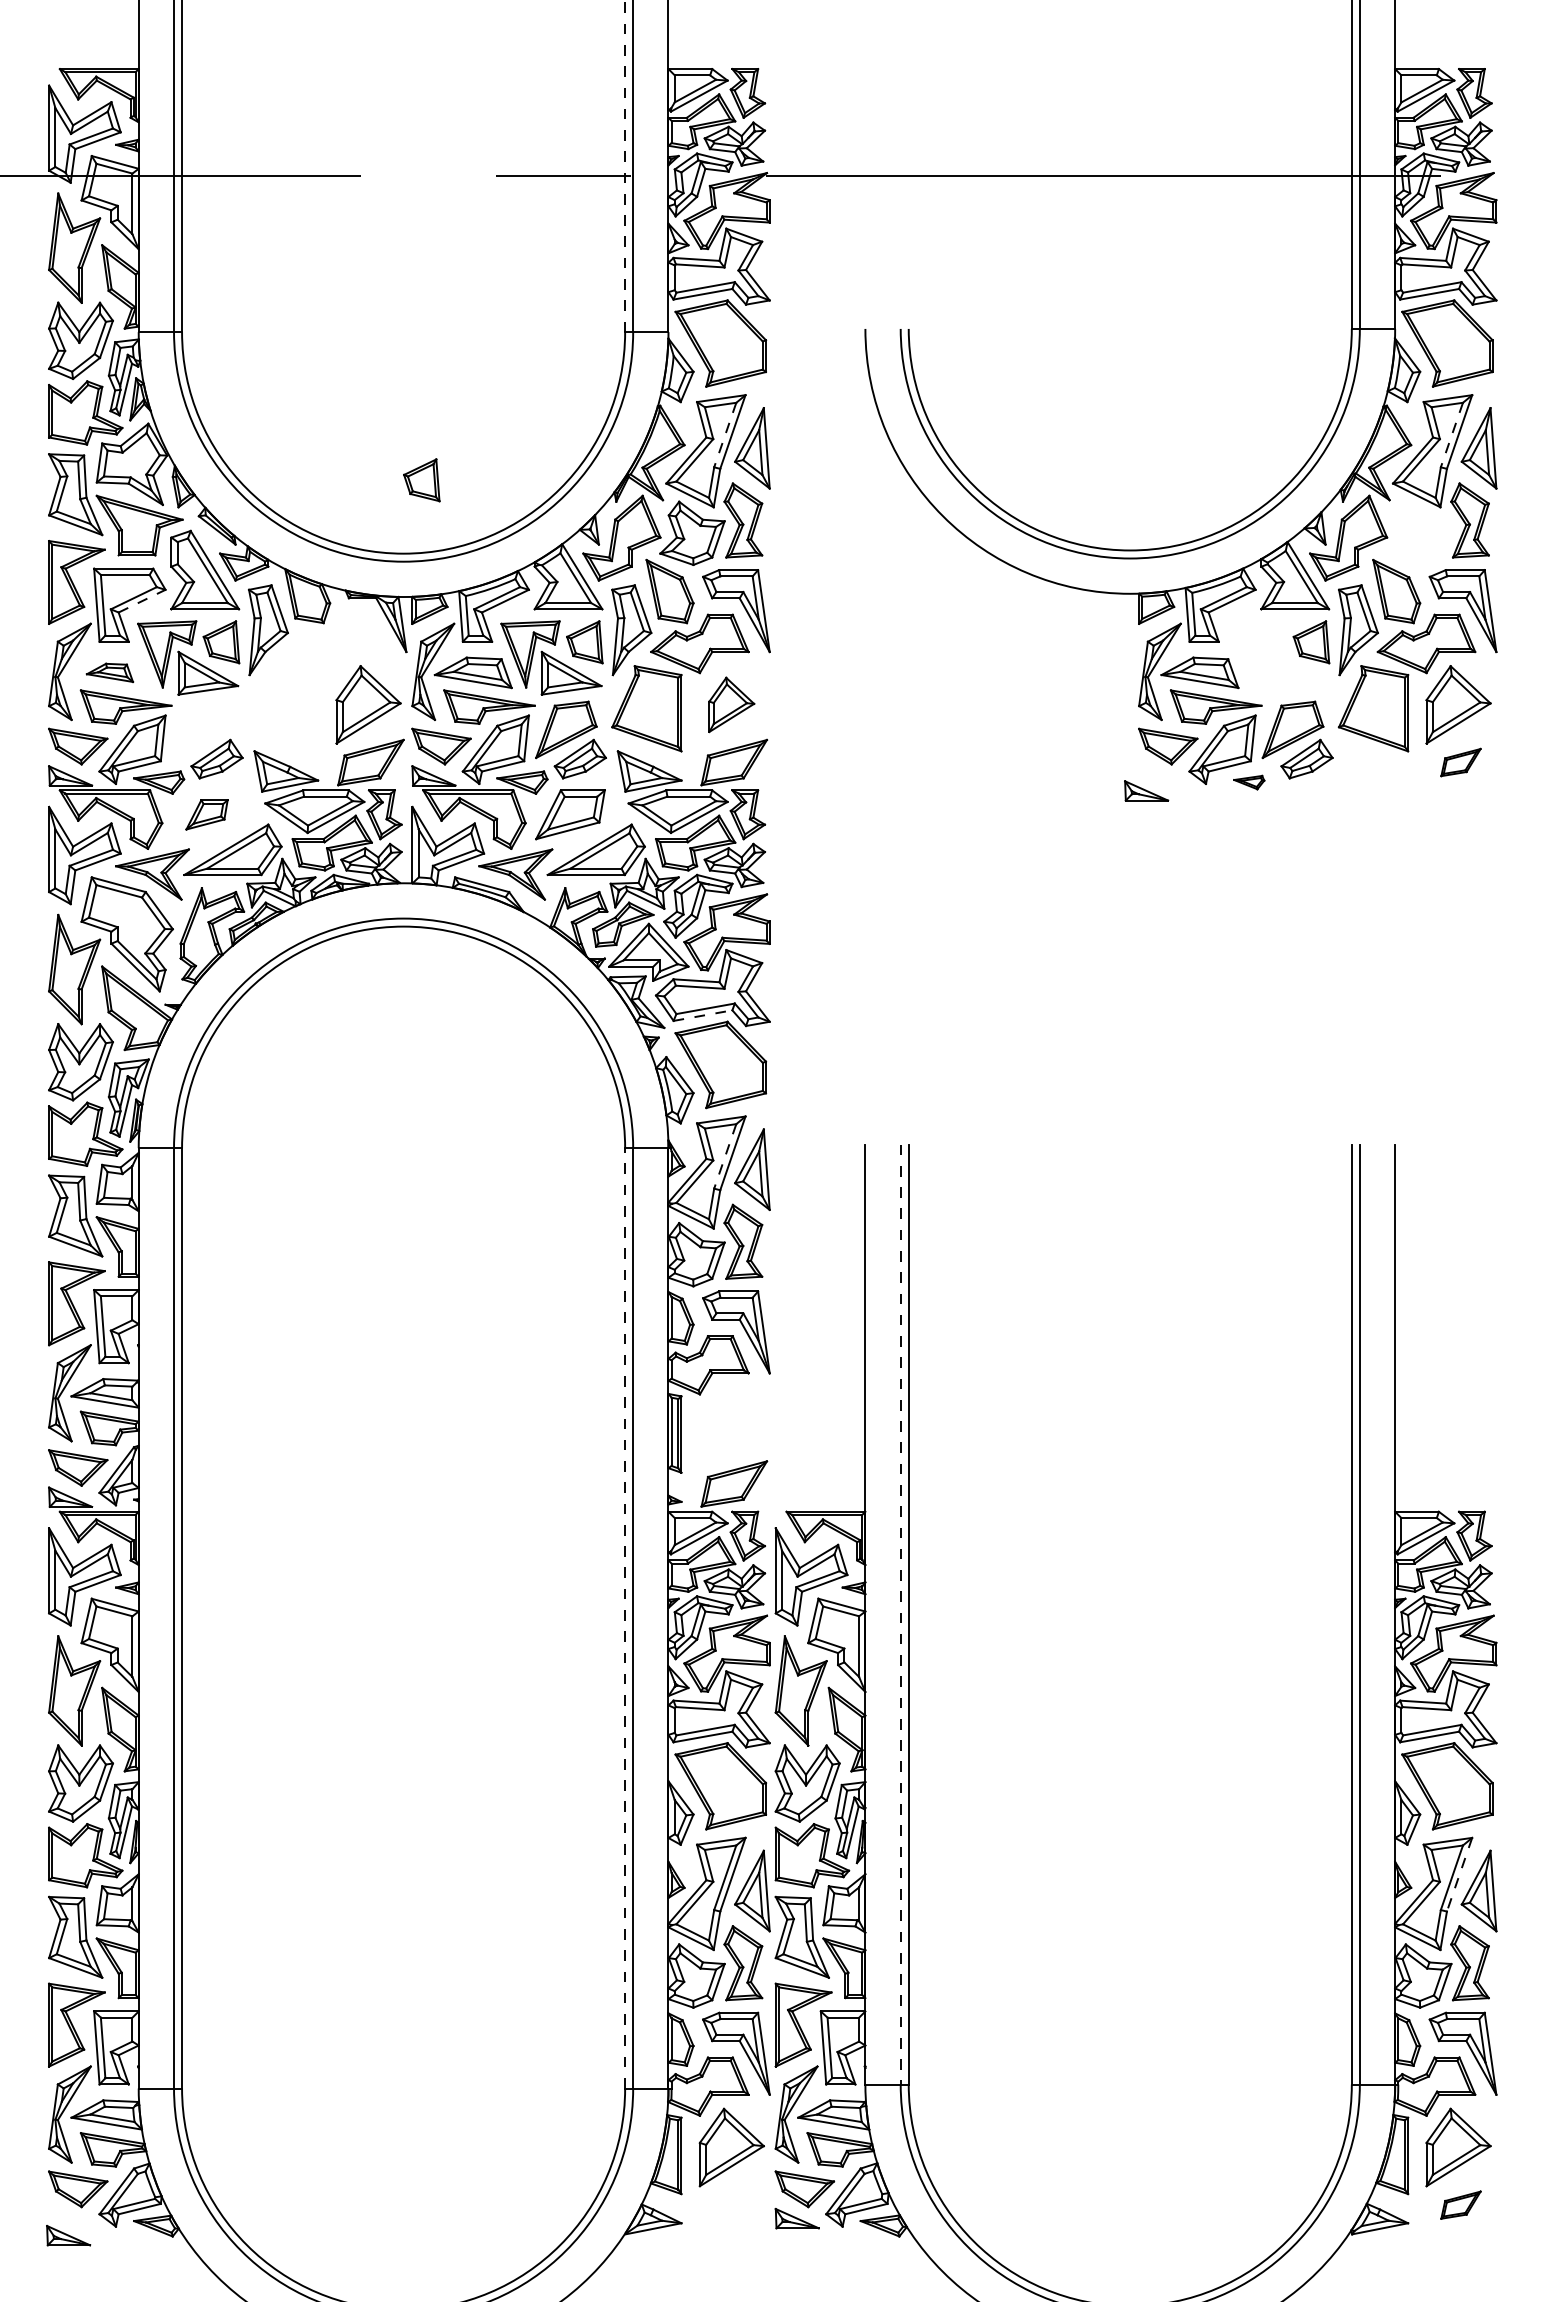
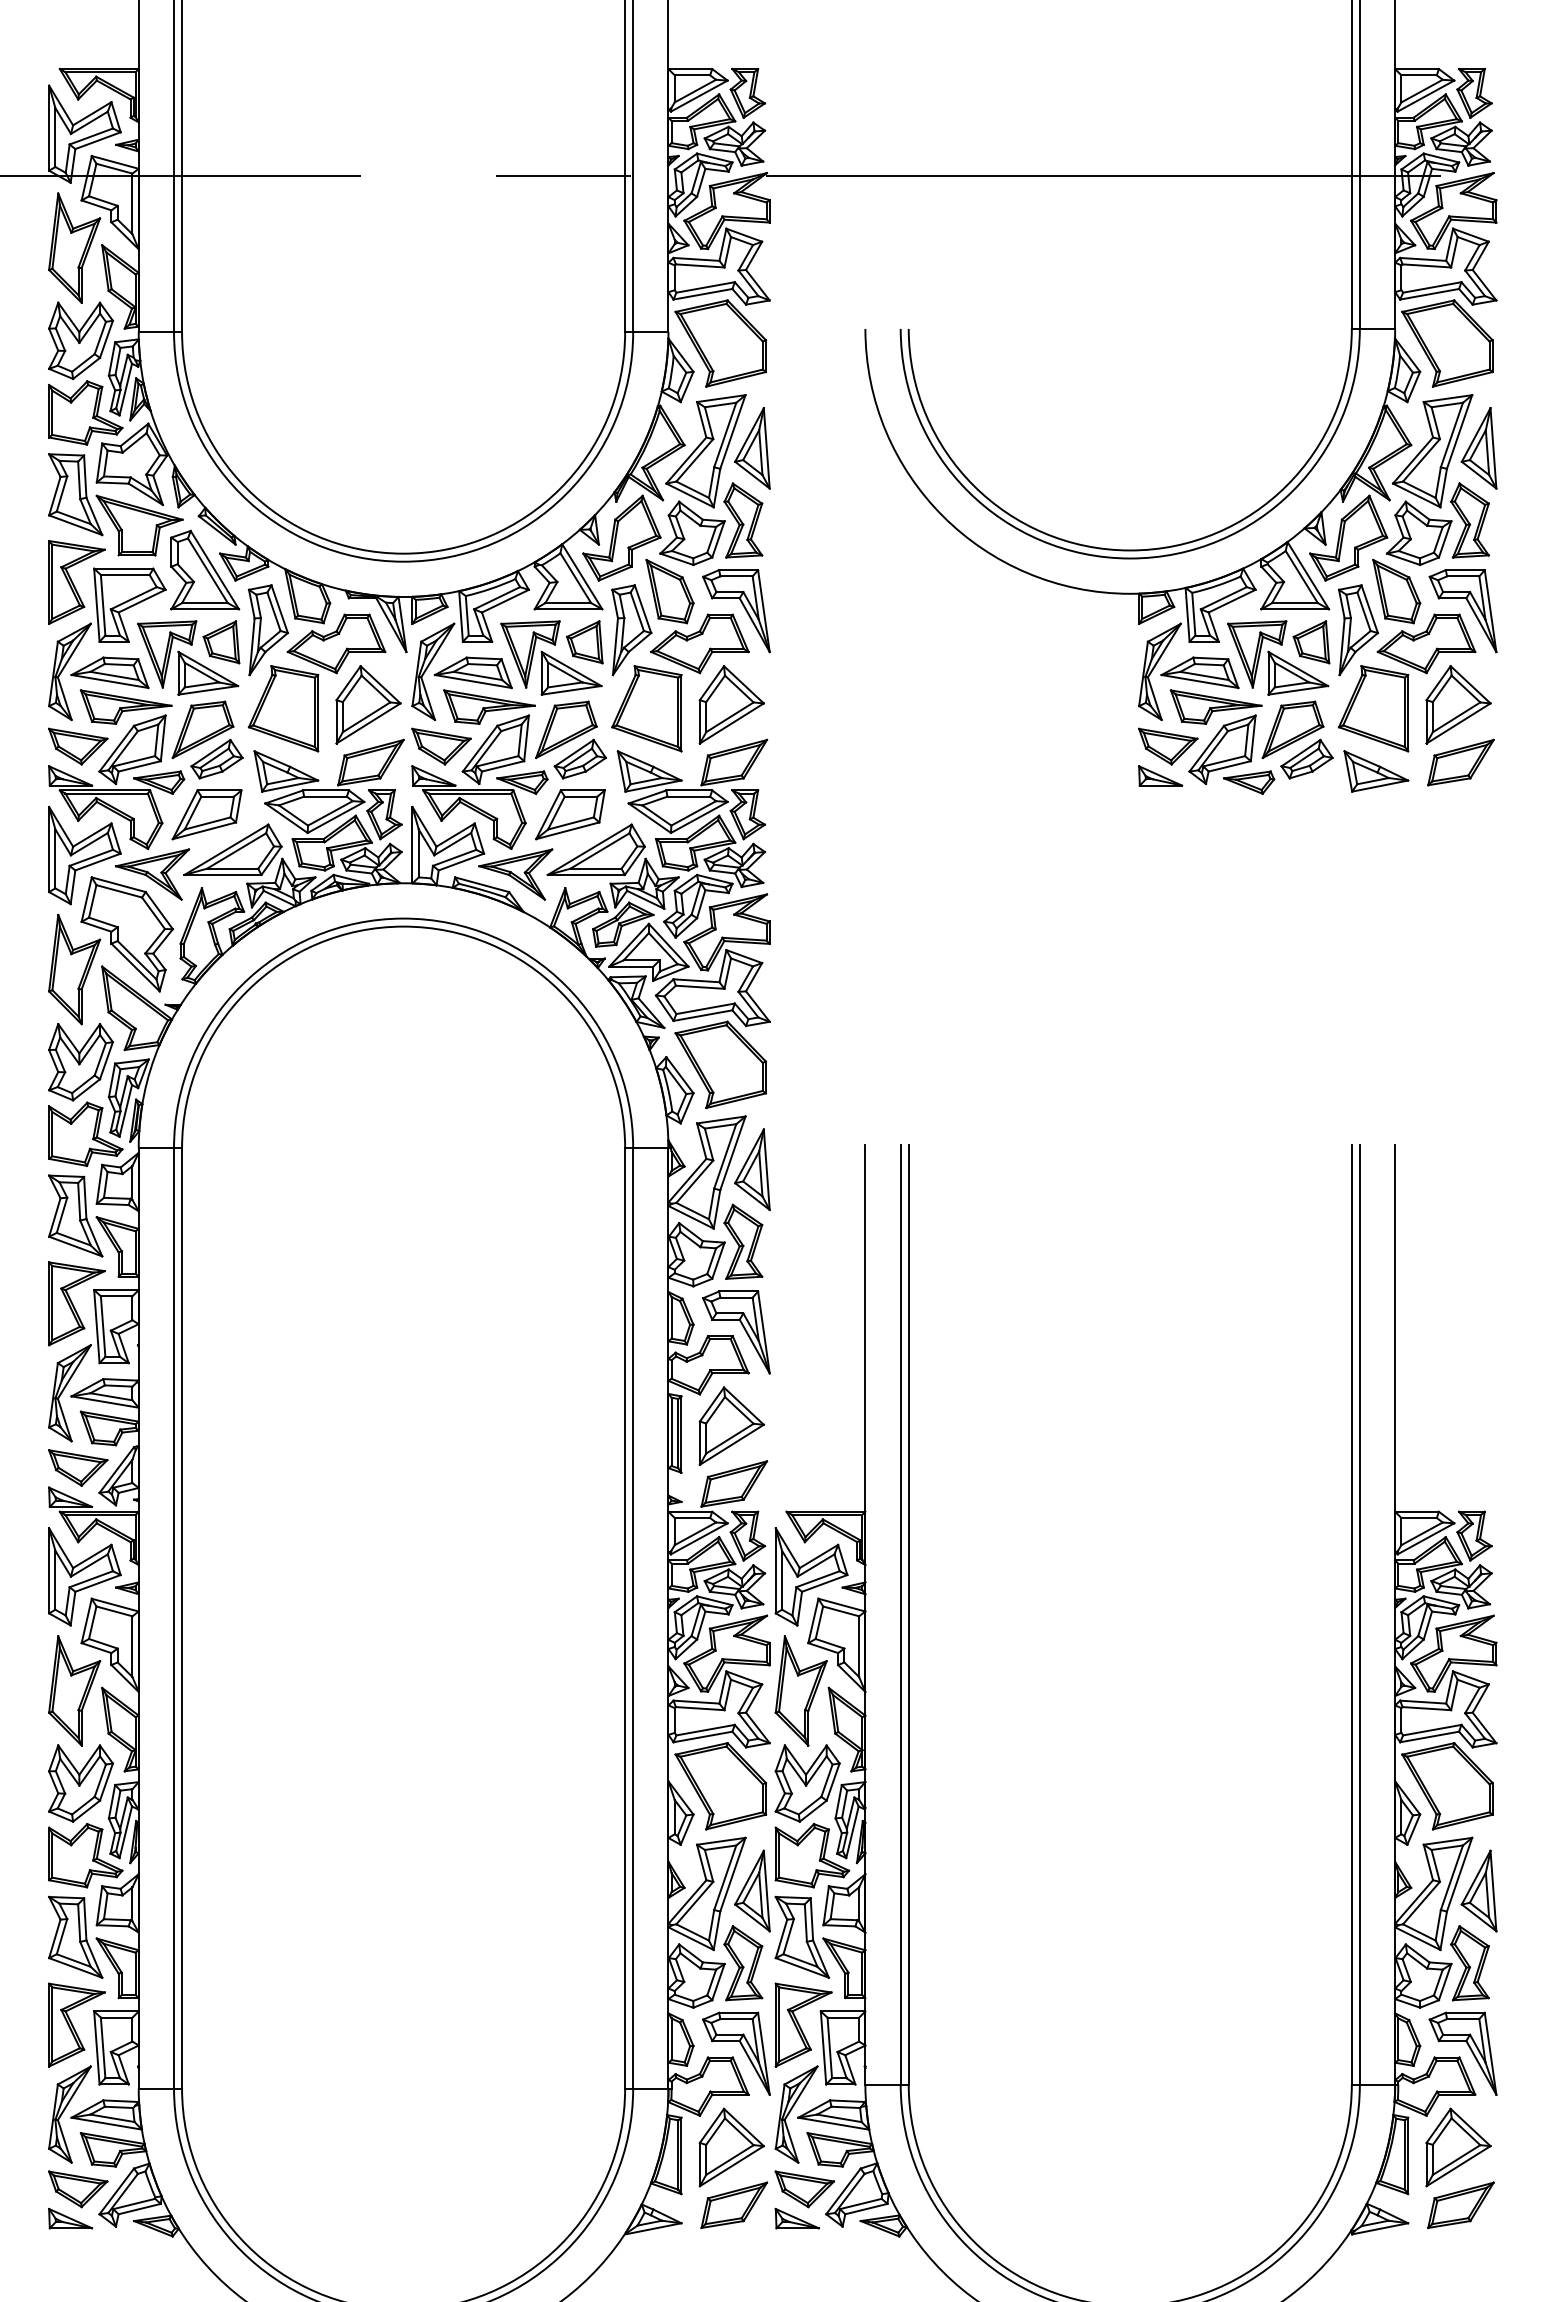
line: dashed -> solid (625, 166)
line: dashed -> solid (725, 435)
line: dashed -> solid (1451, 435)
part: present -> none (421, 480)
part: none -> present (1419, 532)
line: dashed -> solid (142, 600)
part: none -> present (1278, 657)
part size: 50x21 px -> 80x34 px (109, 672)
part: none -> present (316, 682)
part size: 48x58 px -> 67x80 px (731, 704)
part: none -> present (202, 729)
part size: 42x31 px -> 68x49 px (1460, 762)
part: none -> present (1376, 771)
part size: 33x17 px -> 53x25 px (1249, 782)
part position: (1146, 790) -> (1160, 775) (1160, 775)
part size: 44x32 px -> 72x52 px (206, 814)
line: dashed -> solid (703, 1015)
line: dashed -> solid (725, 1156)
part: none -> present (731, 1425)
line: dashed -> solid (900, 1614)
line: dashed -> solid (625, 1617)
line: dashed -> solid (1459, 1874)
part: none -> present (734, 2204)
part size: 42x30 px -> 68x48 px (1460, 2204)
part position: (68, 2235) -> (70, 2218) (70, 2218)
